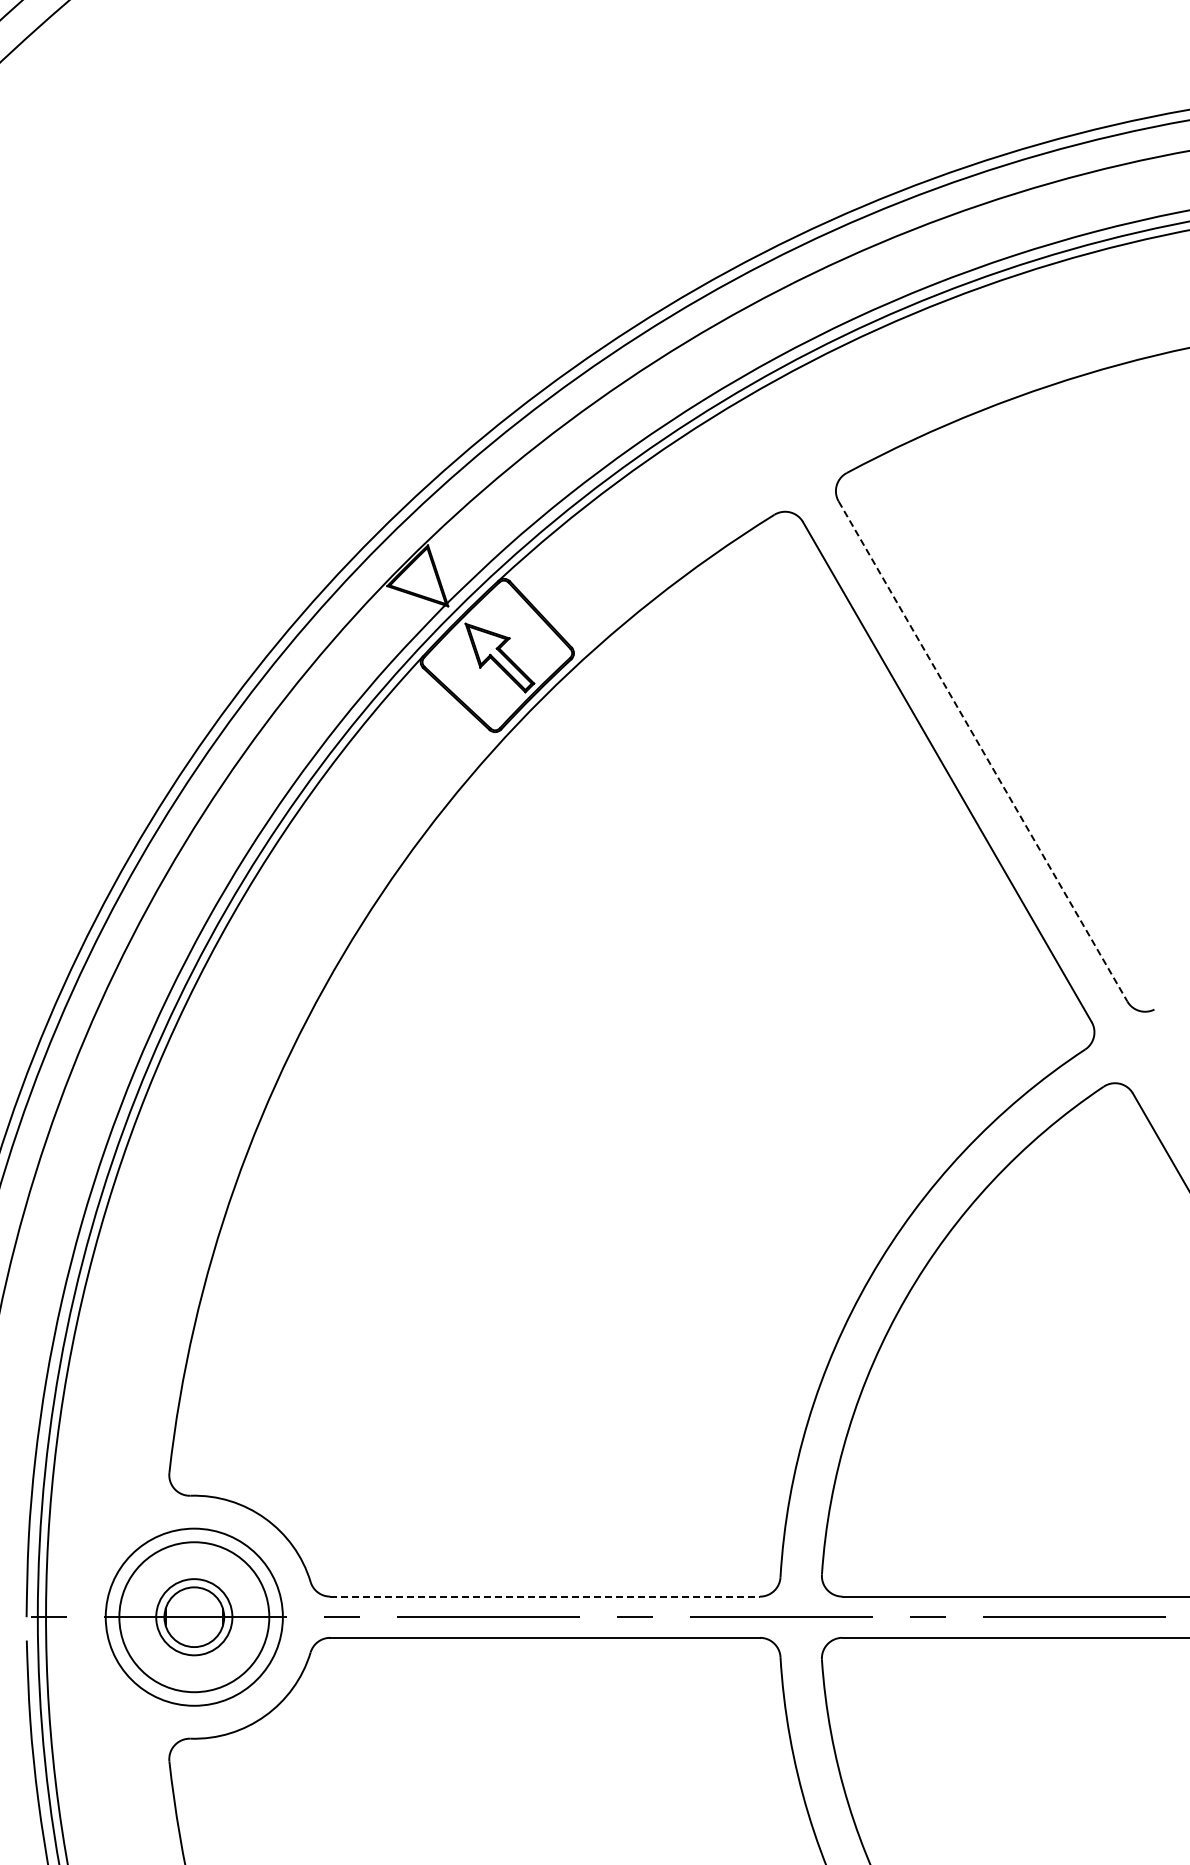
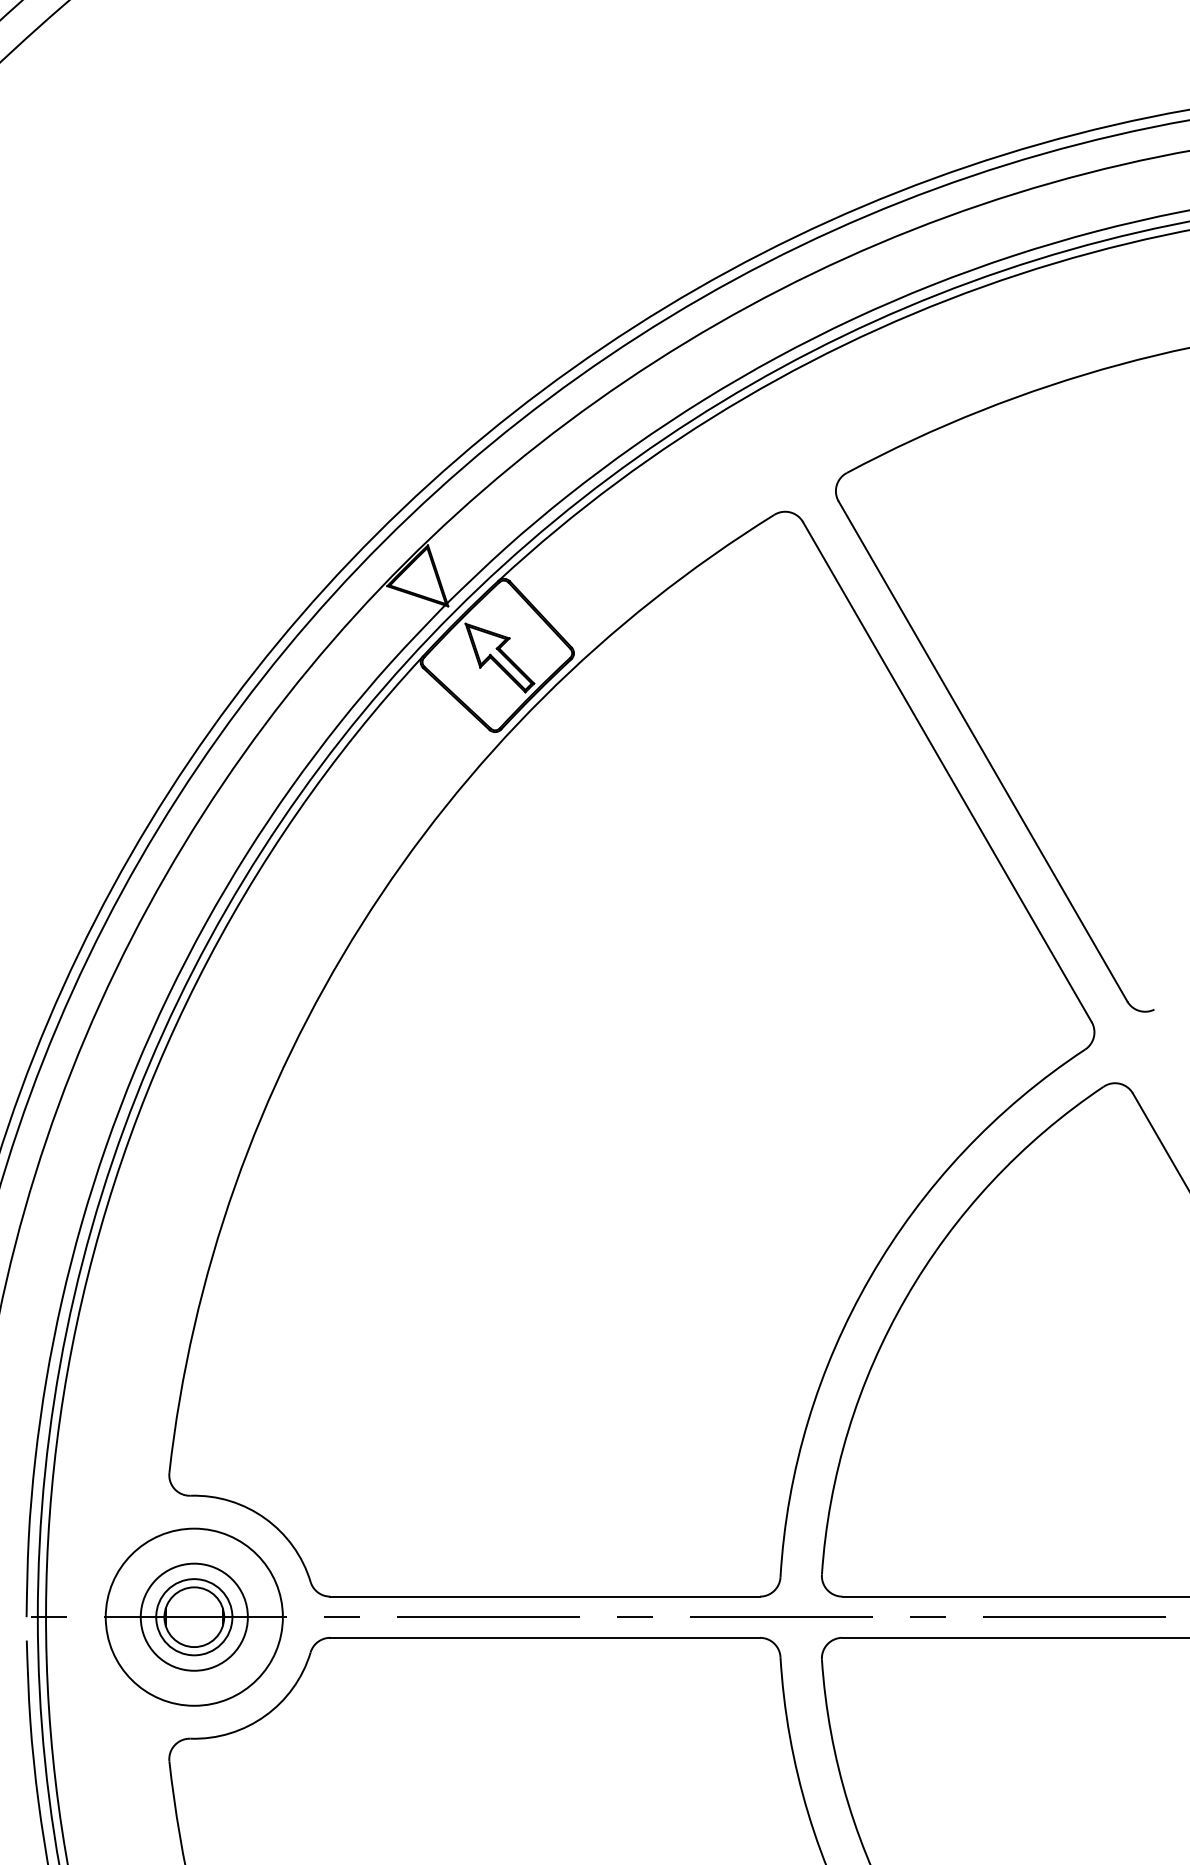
line: dashed -> solid (983, 751)
line: dashed -> solid (545, 1596)
circle diameter: 150 px -> 107 px (193, 1616)
